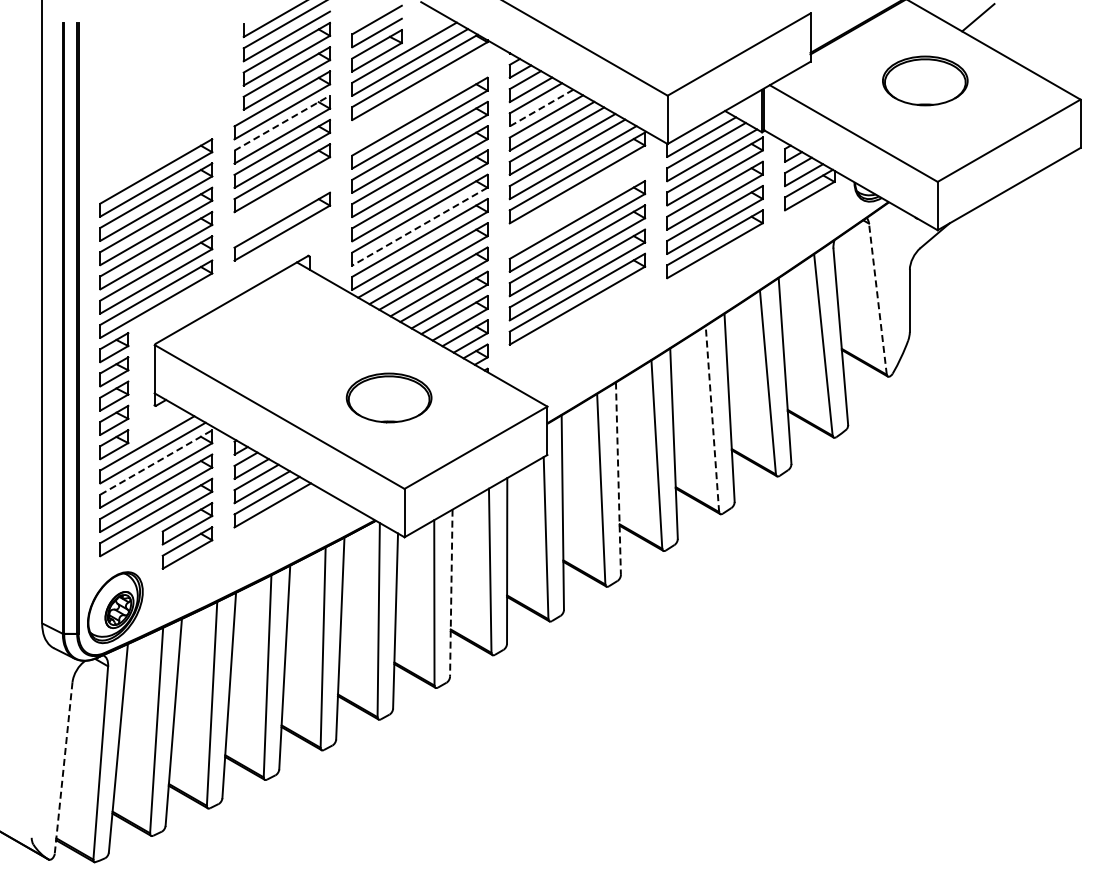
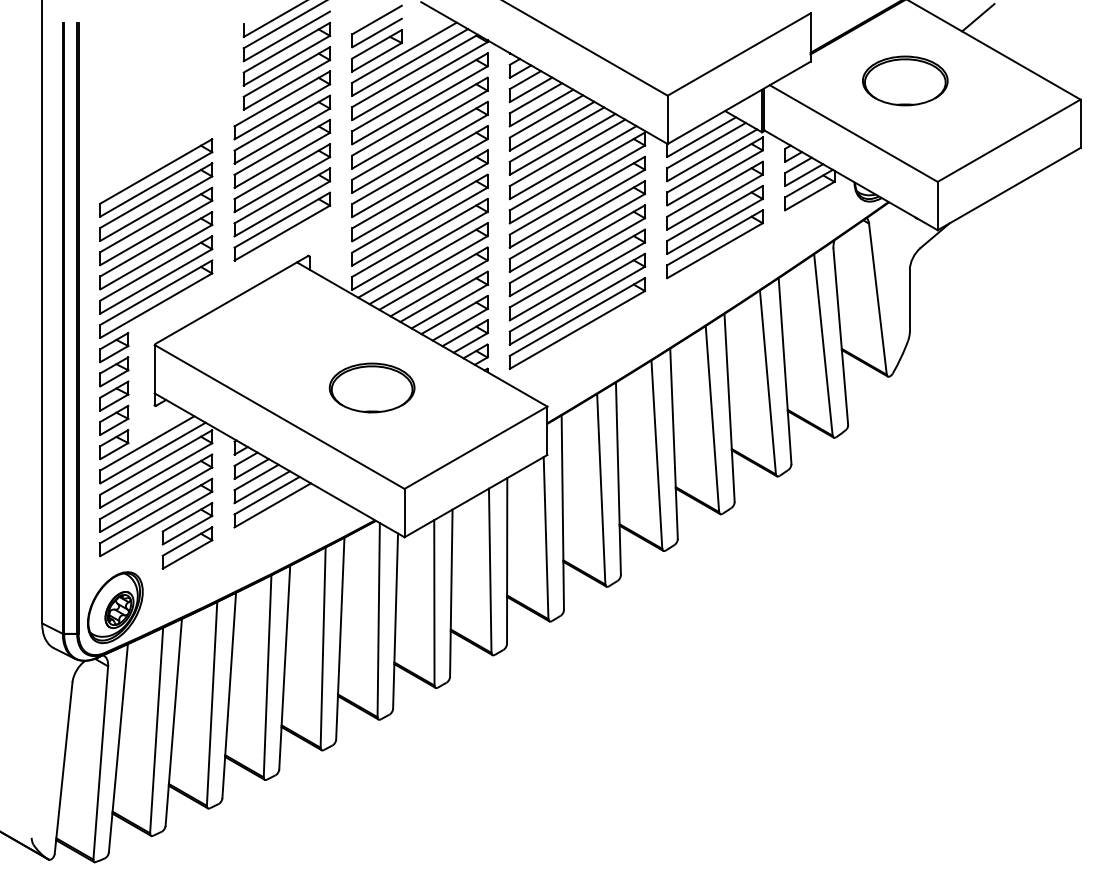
part position: (925, 80) -> (905, 80) (905, 80)
part: none -> present (419, 98)
line: dashed -> solid (541, 108)
line: dashed -> solid (282, 122)
part: none -> present (577, 201)
part: none -> present (282, 202)
line: dashed -> solid (419, 226)
line: dashed -> solid (877, 298)
part: none -> present (577, 323)
part position: (388, 397) -> (371, 387) (371, 387)
line: dashed -> solid (712, 418)
line: dashed -> solid (156, 462)
line: dashed -> solid (618, 479)
line: dashed -> solid (451, 593)
line: dashed -> solid (63, 768)
